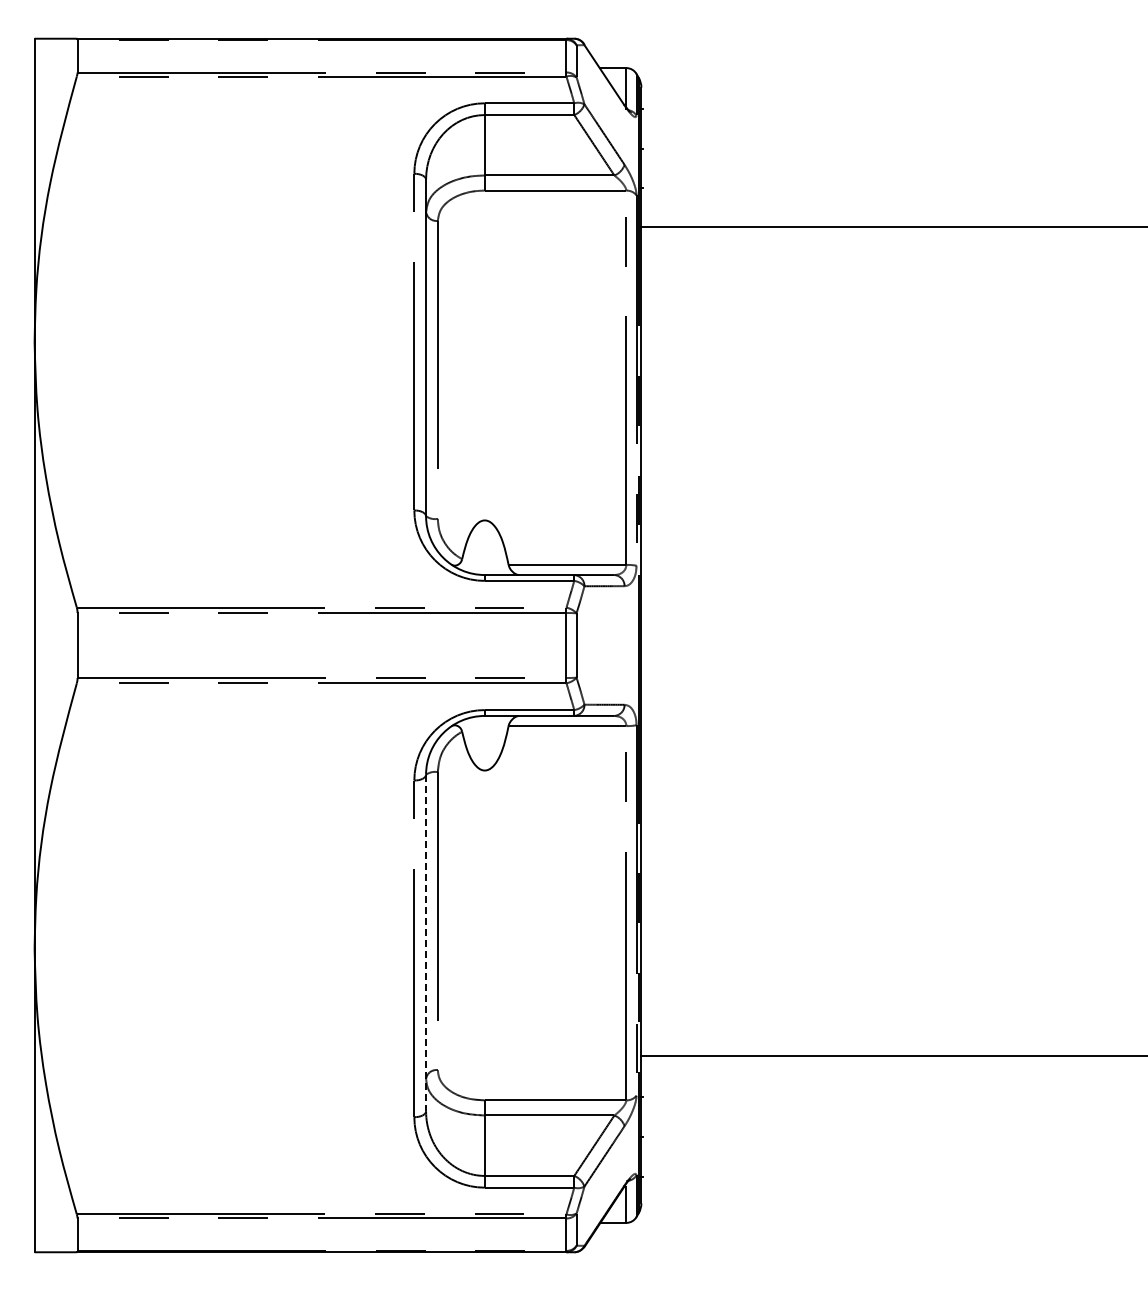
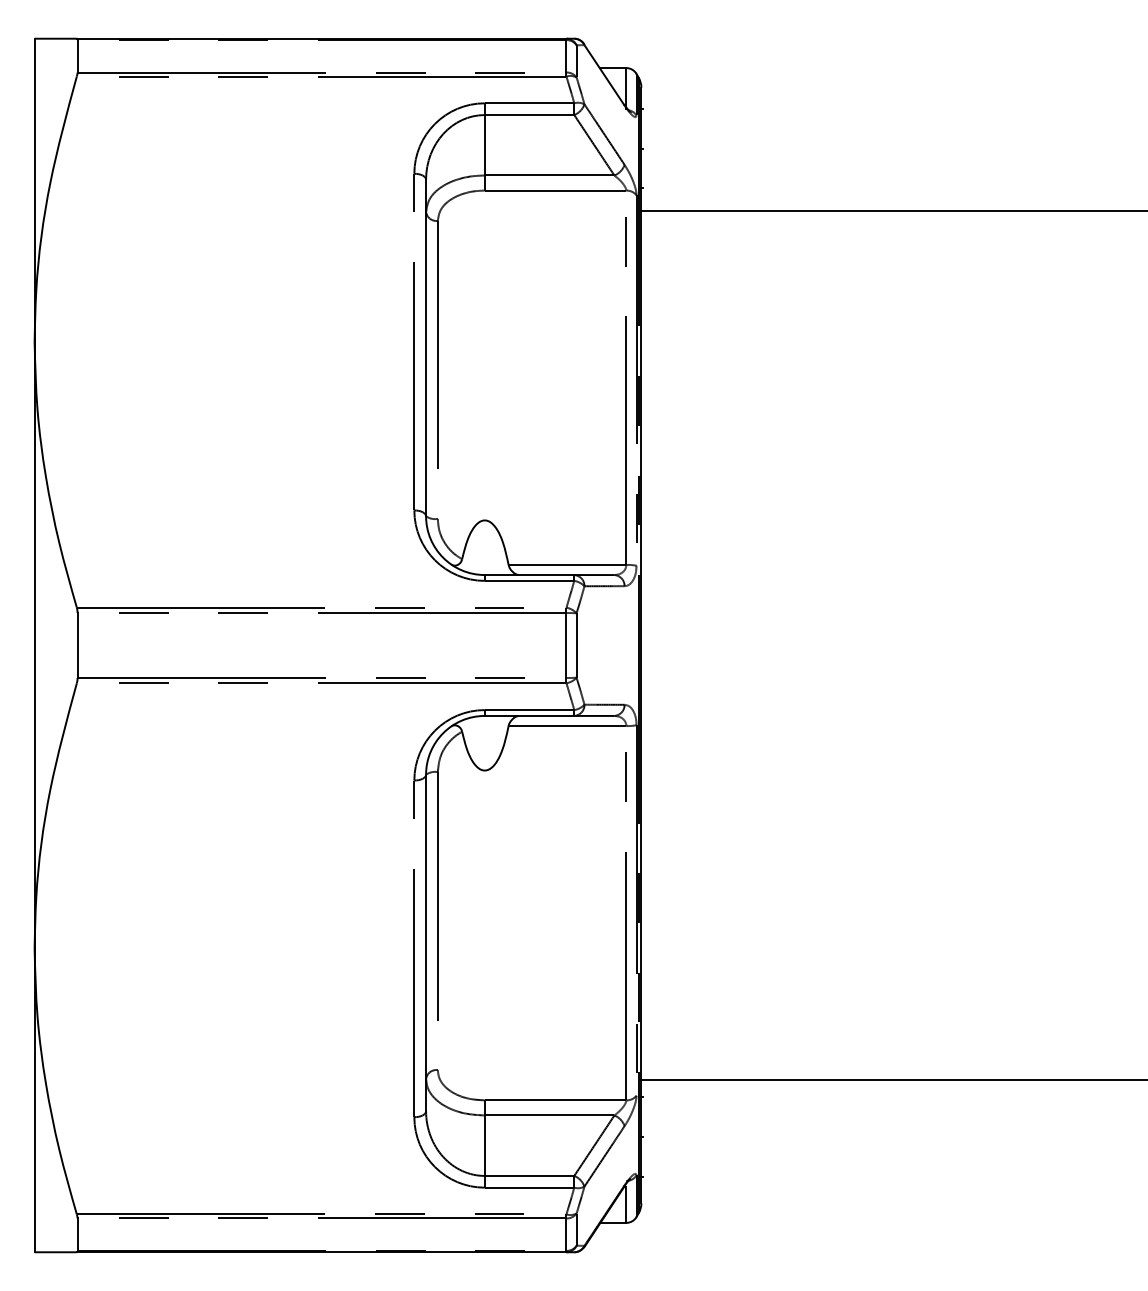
line position: (892, 226) -> (892, 210) (892, 210)
line: dashed -> solid (426, 943)
line position: (892, 1056) -> (892, 1080) (892, 1080)
